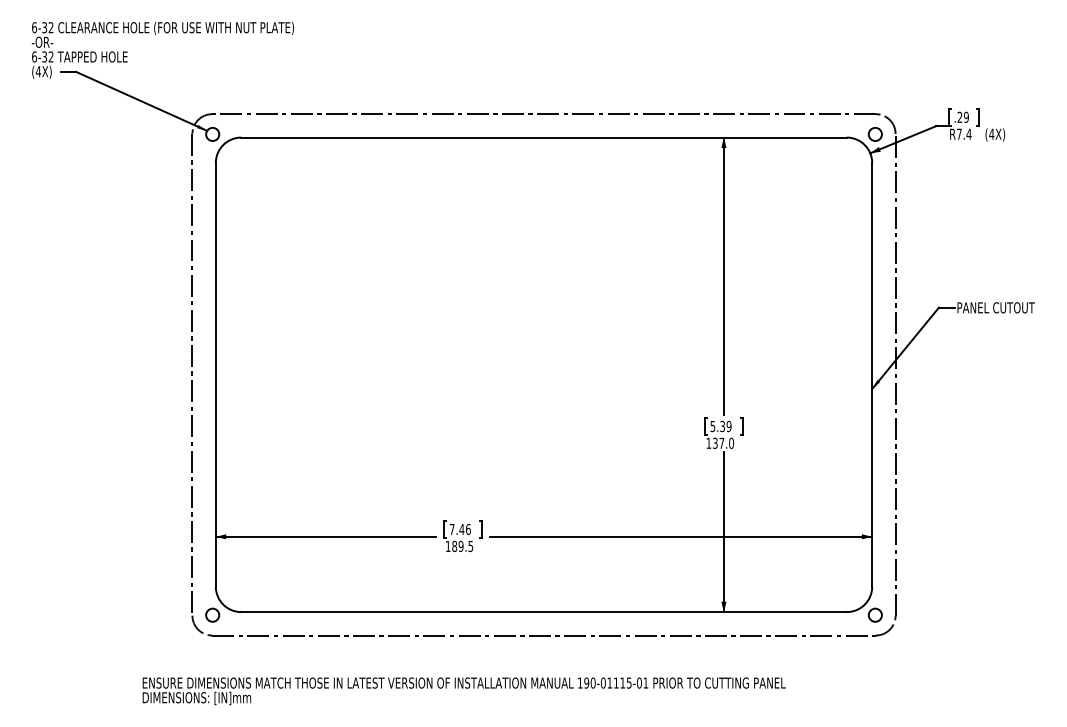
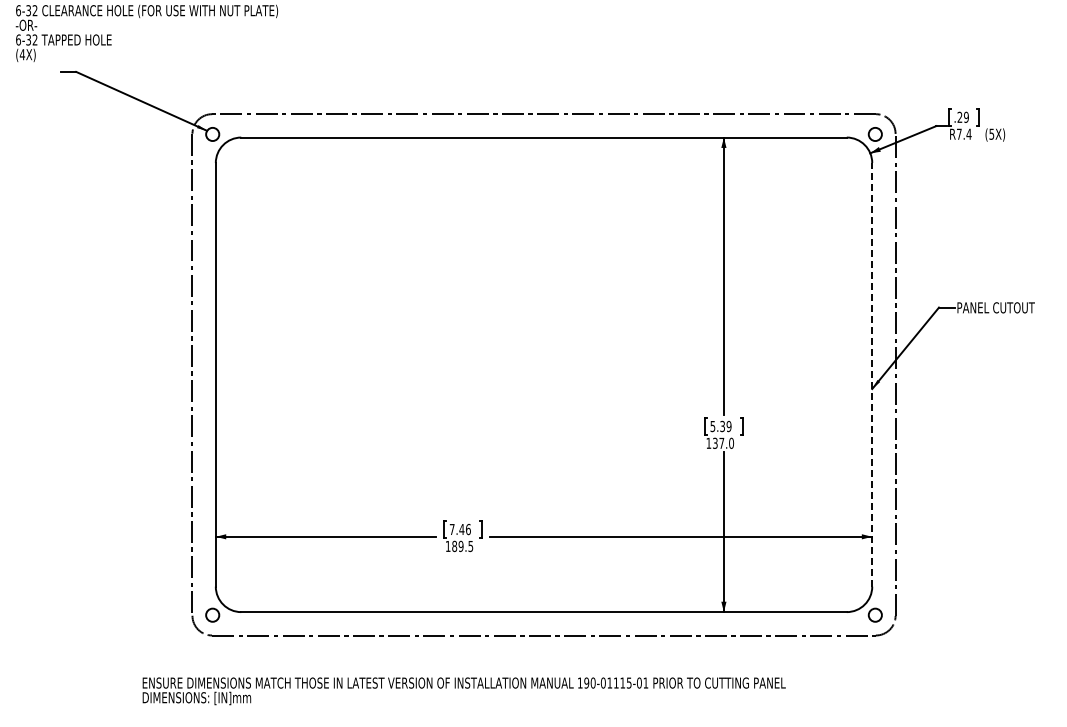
text position: (162, 49) -> (146, 32) (146, 32)
text: (4X) -> (5X) (991, 133)
line: solid -> dashed (872, 374)
